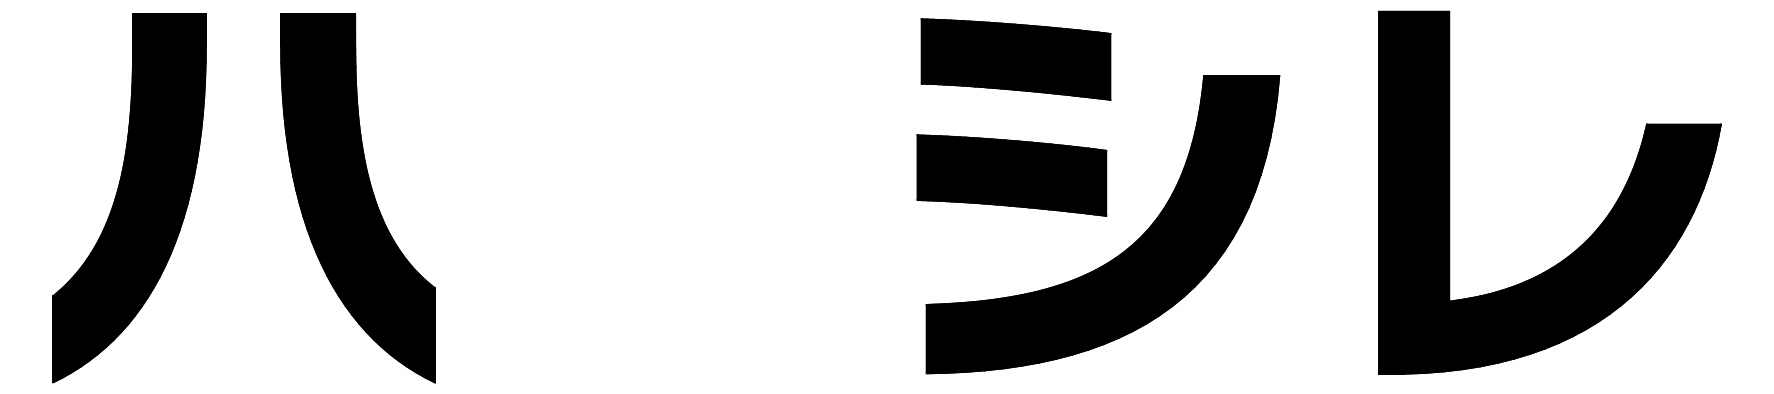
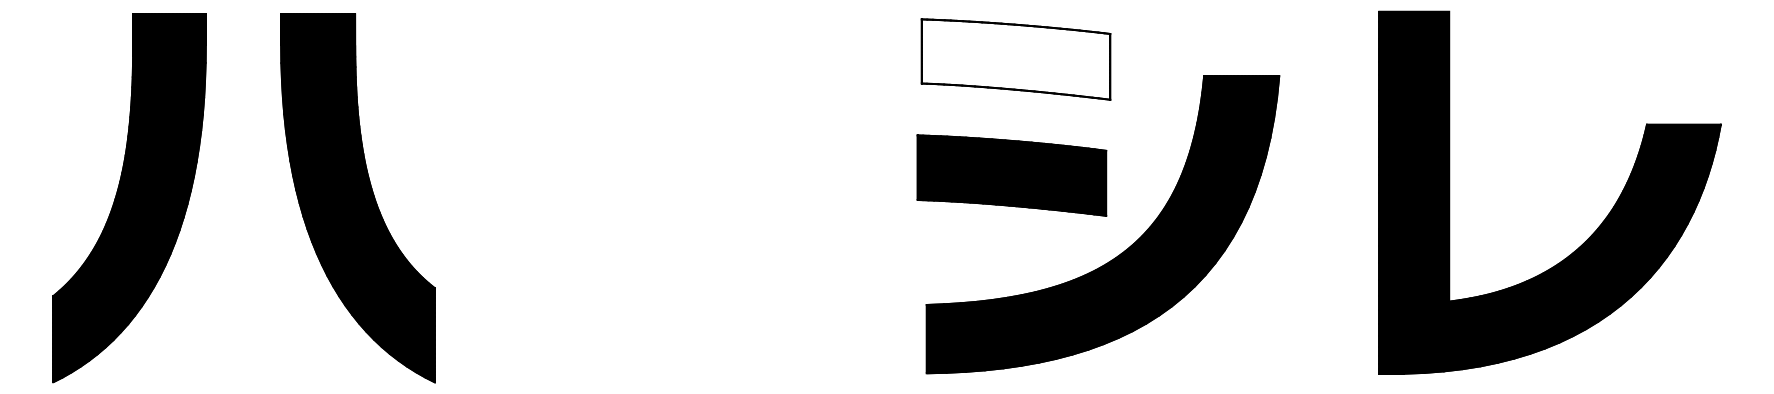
fill: present -> none (1015, 59)
